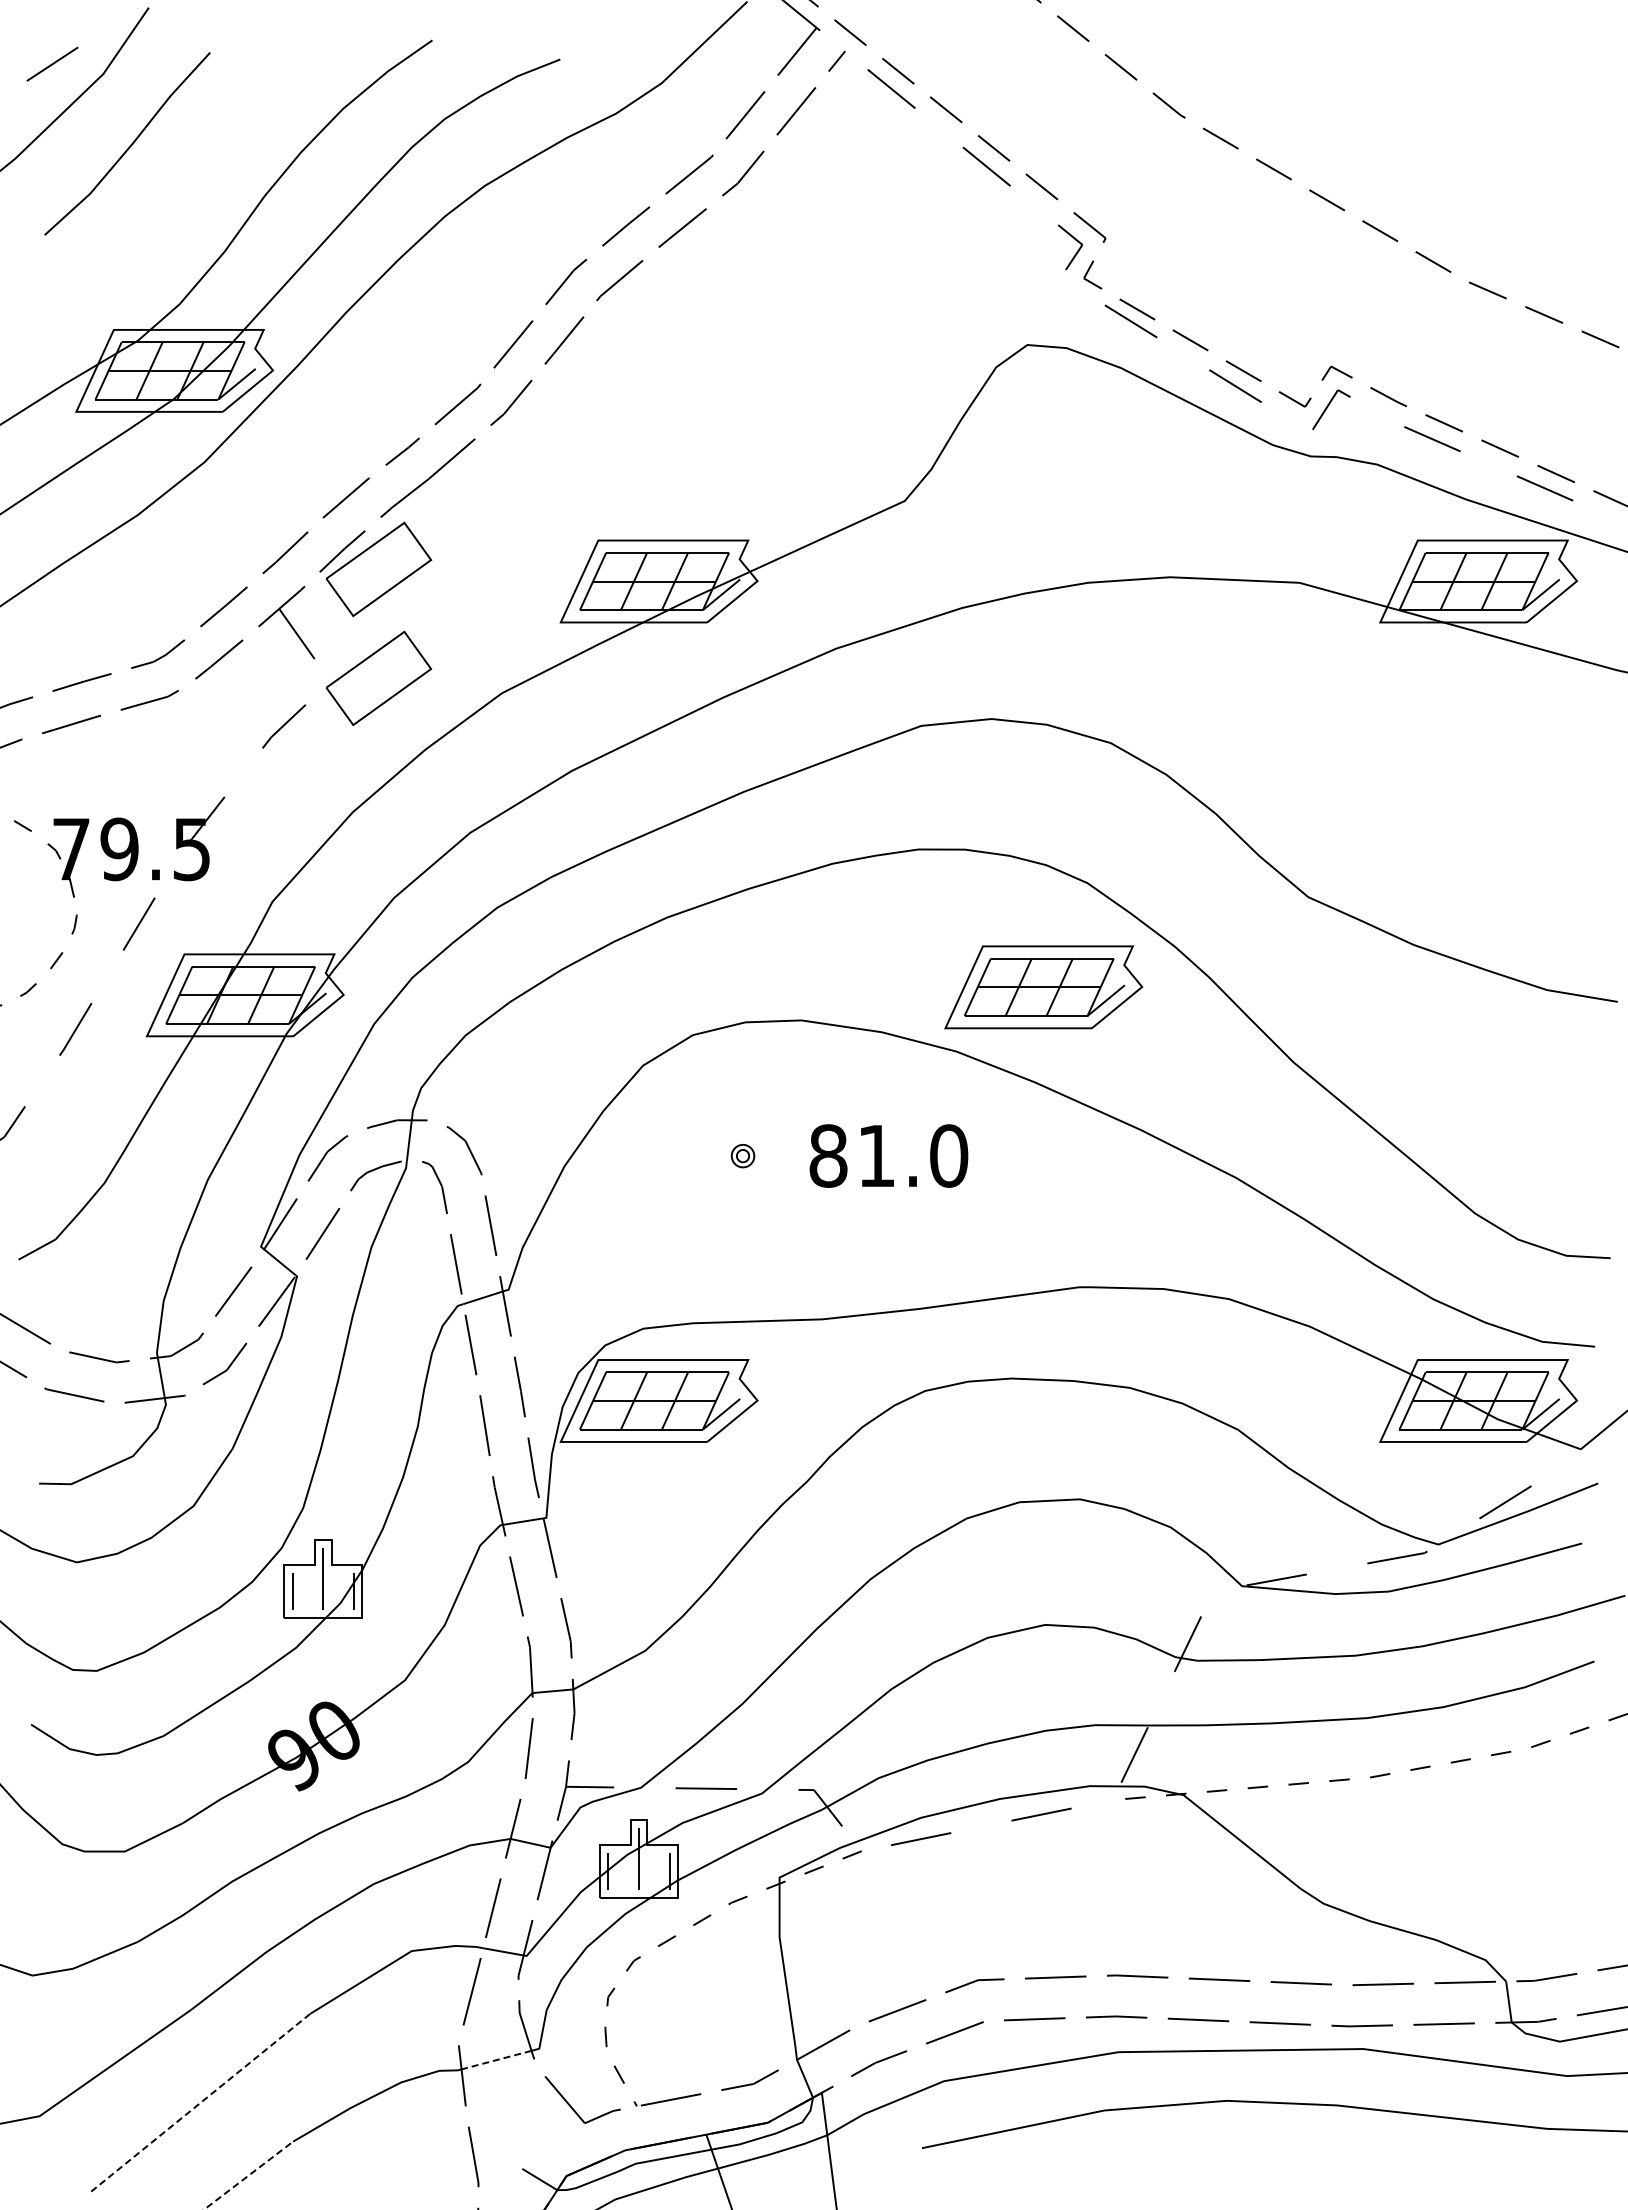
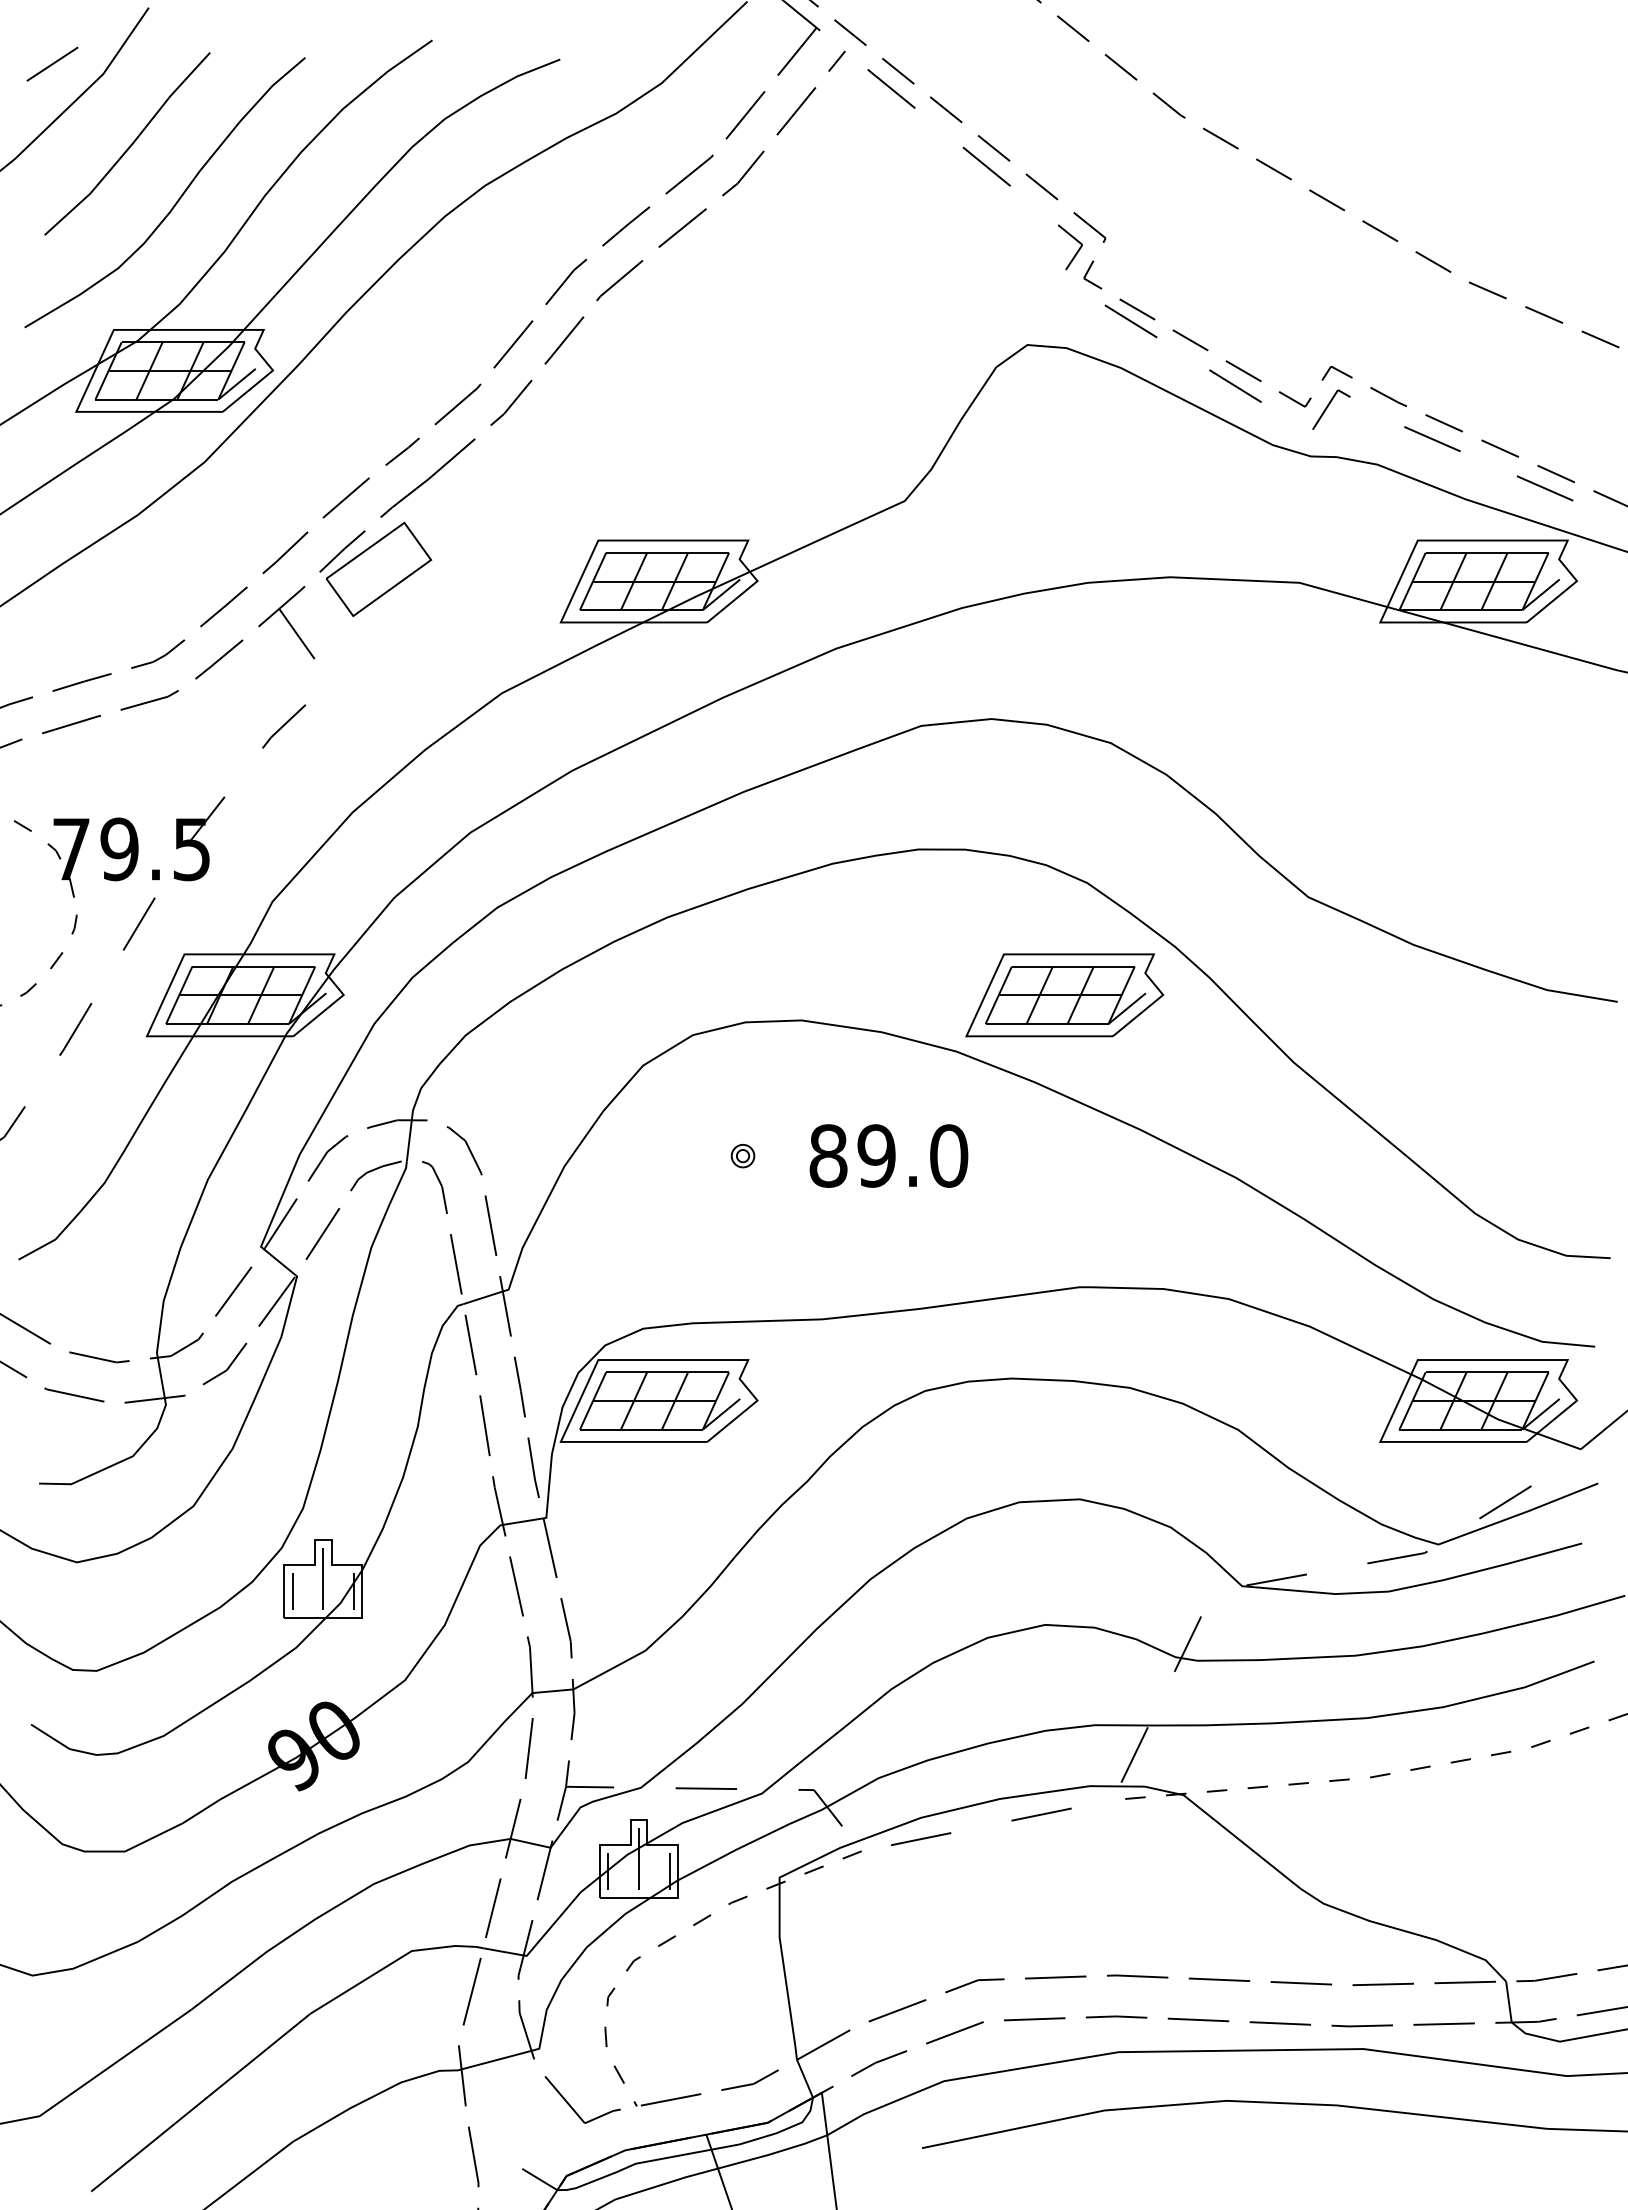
curve: none -> present (175, 202)
part: present -> none (378, 678)
part position: (1043, 987) -> (1064, 995) (1064, 995)
text: 81.0 -> 89.0 (876, 1155)
line: dashed -> solid (496, 2060)
line: dashed -> solid (201, 2102)
line: dashed -> solid (248, 2175)
